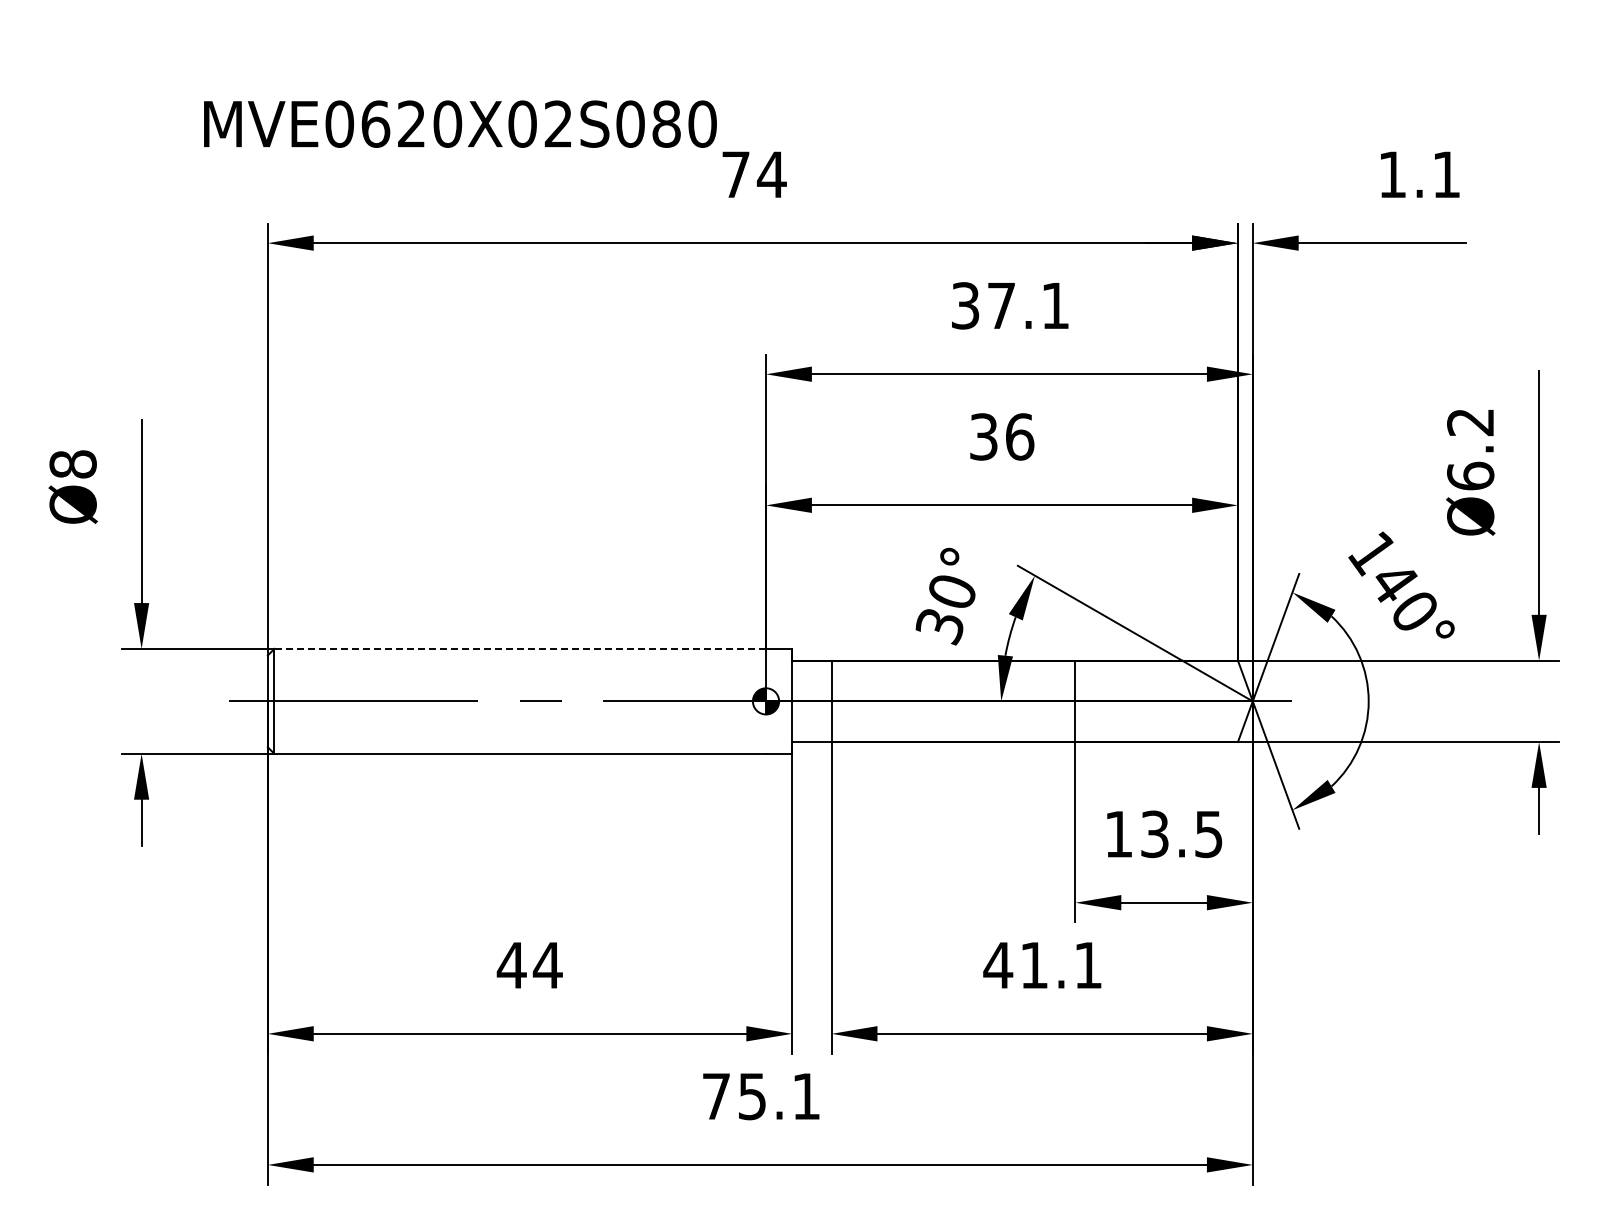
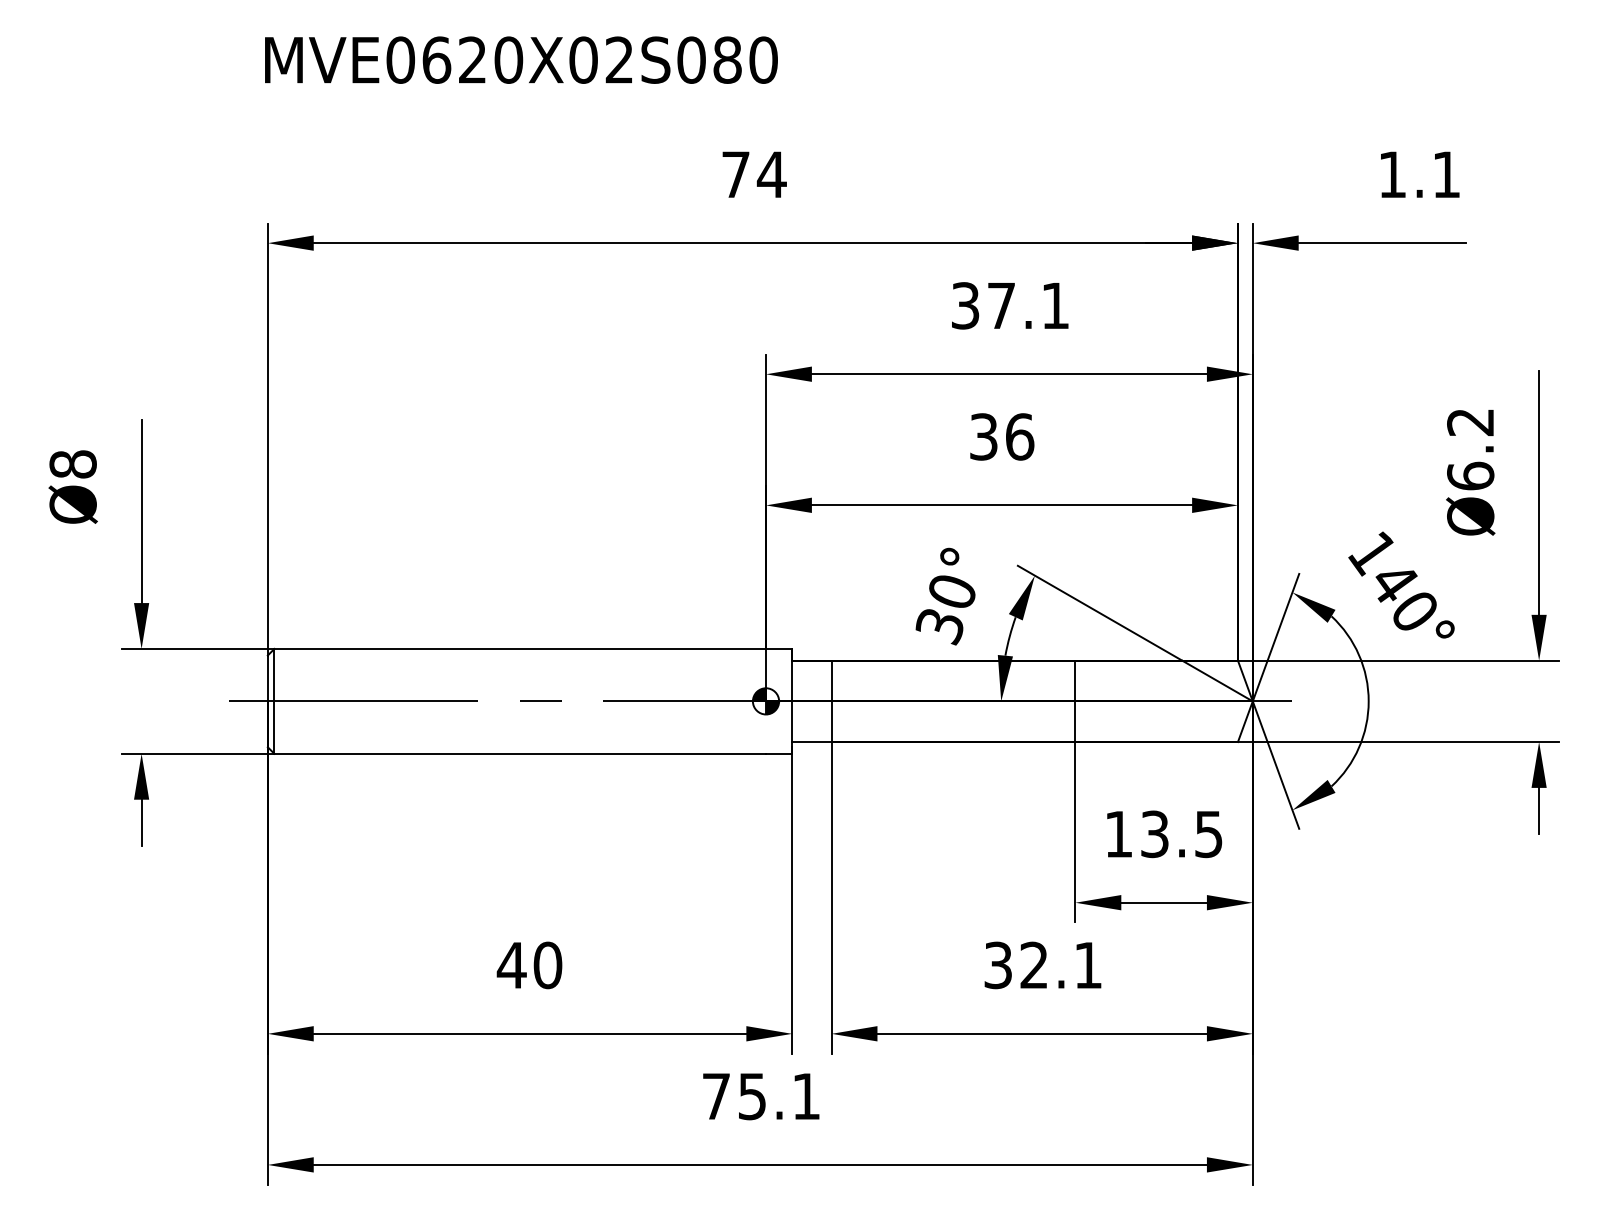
text position: (460, 123) -> (521, 59) (521, 59)
line: dashed -> solid (520, 648)
text: 44 -> 40 (547, 965)
text: 41.1 -> 32.1 (1015, 965)
